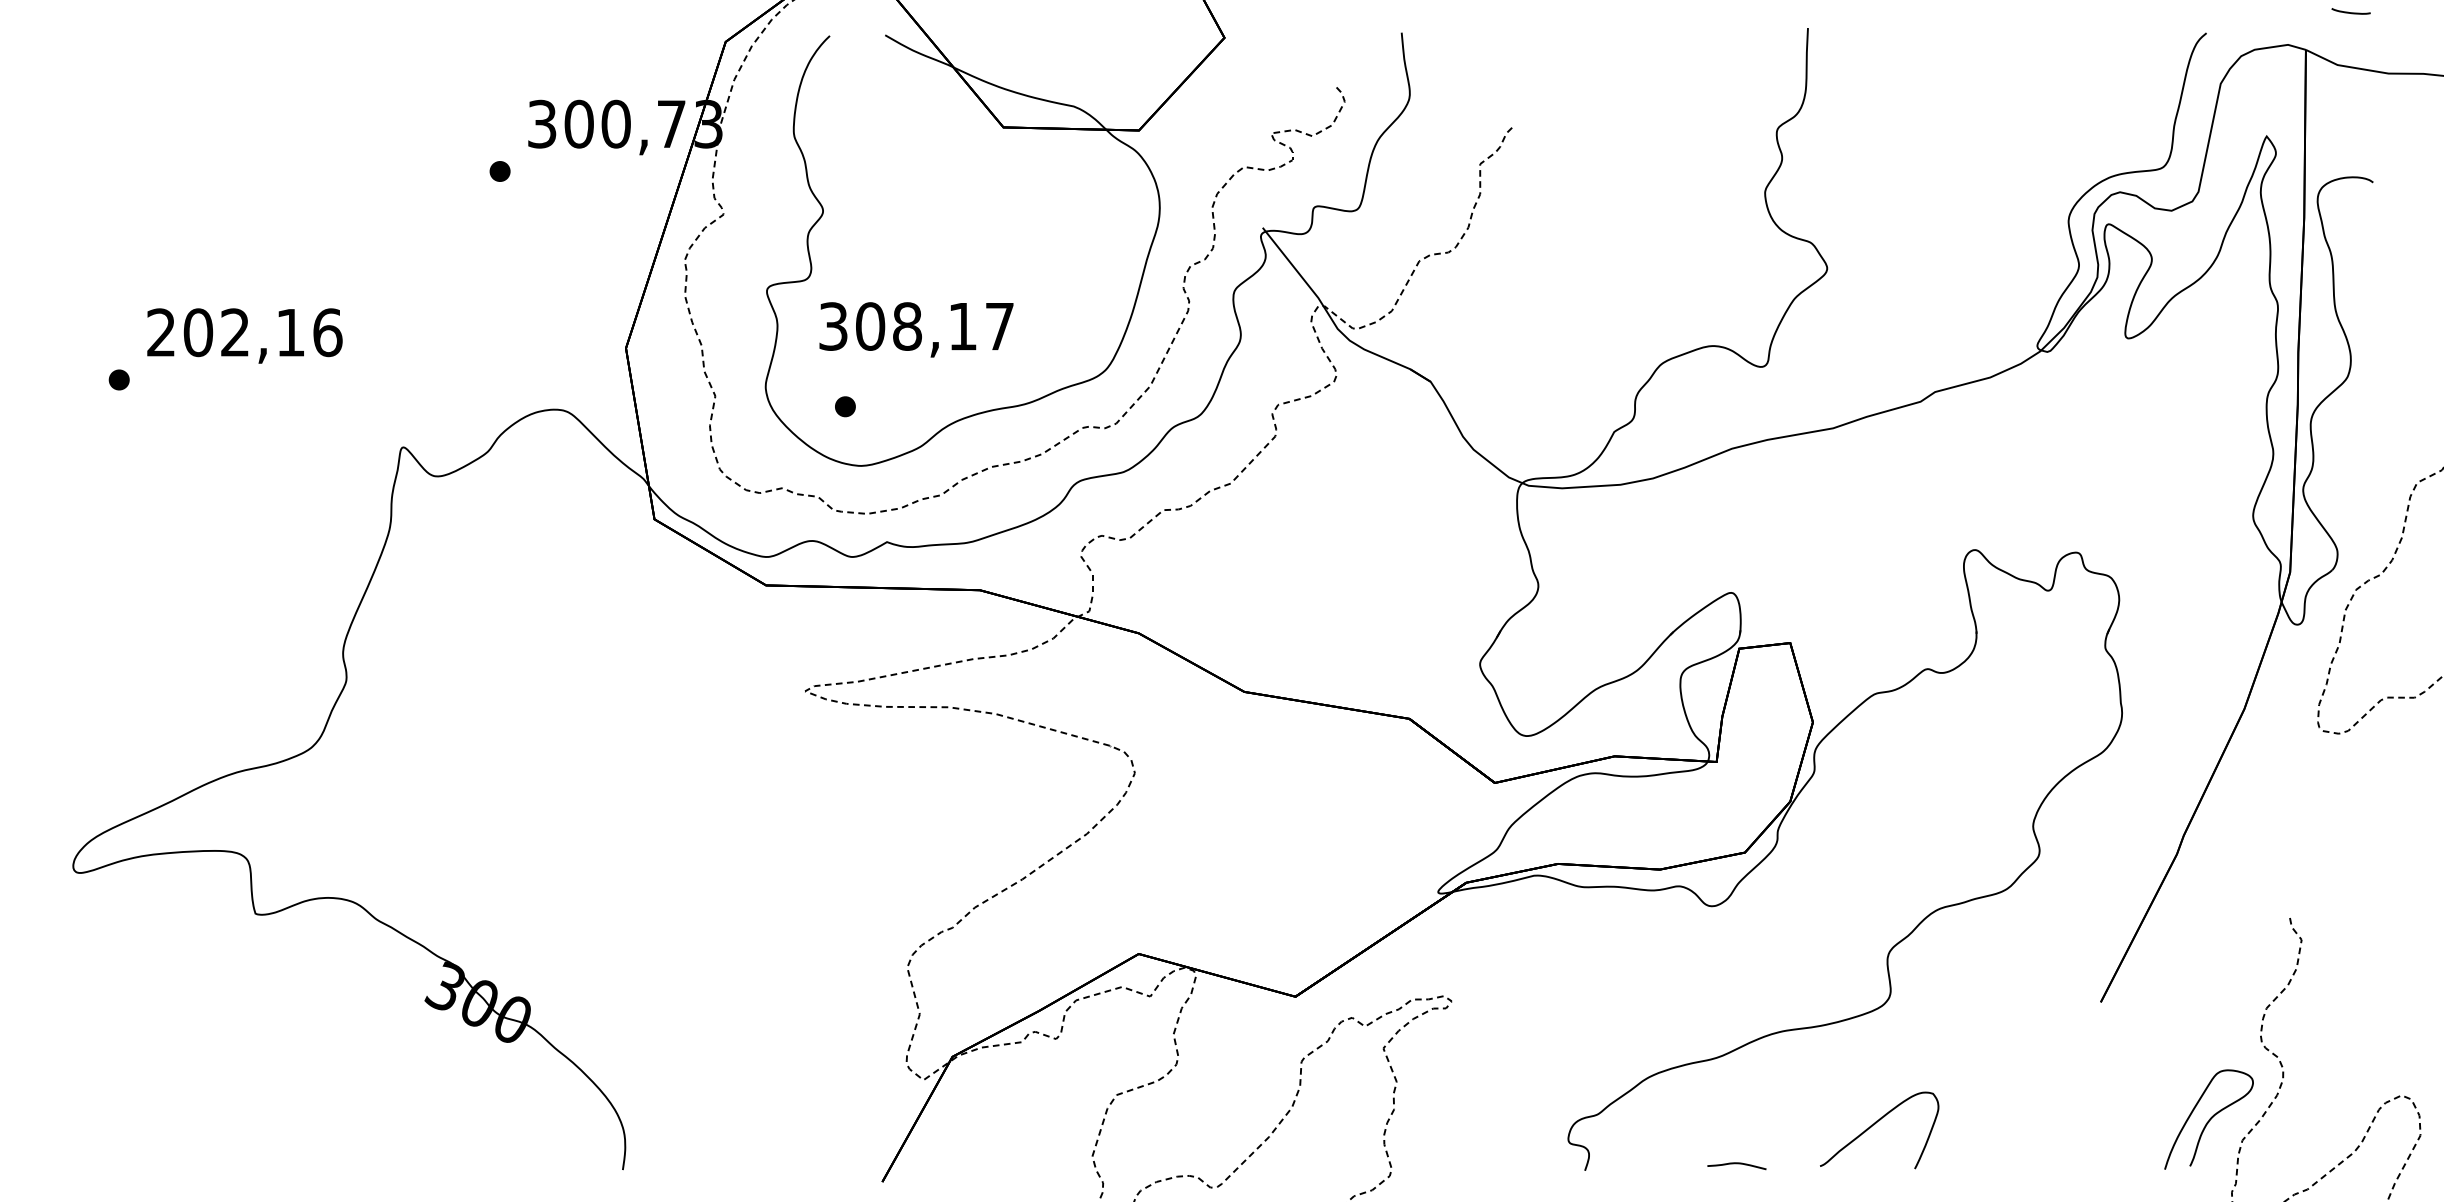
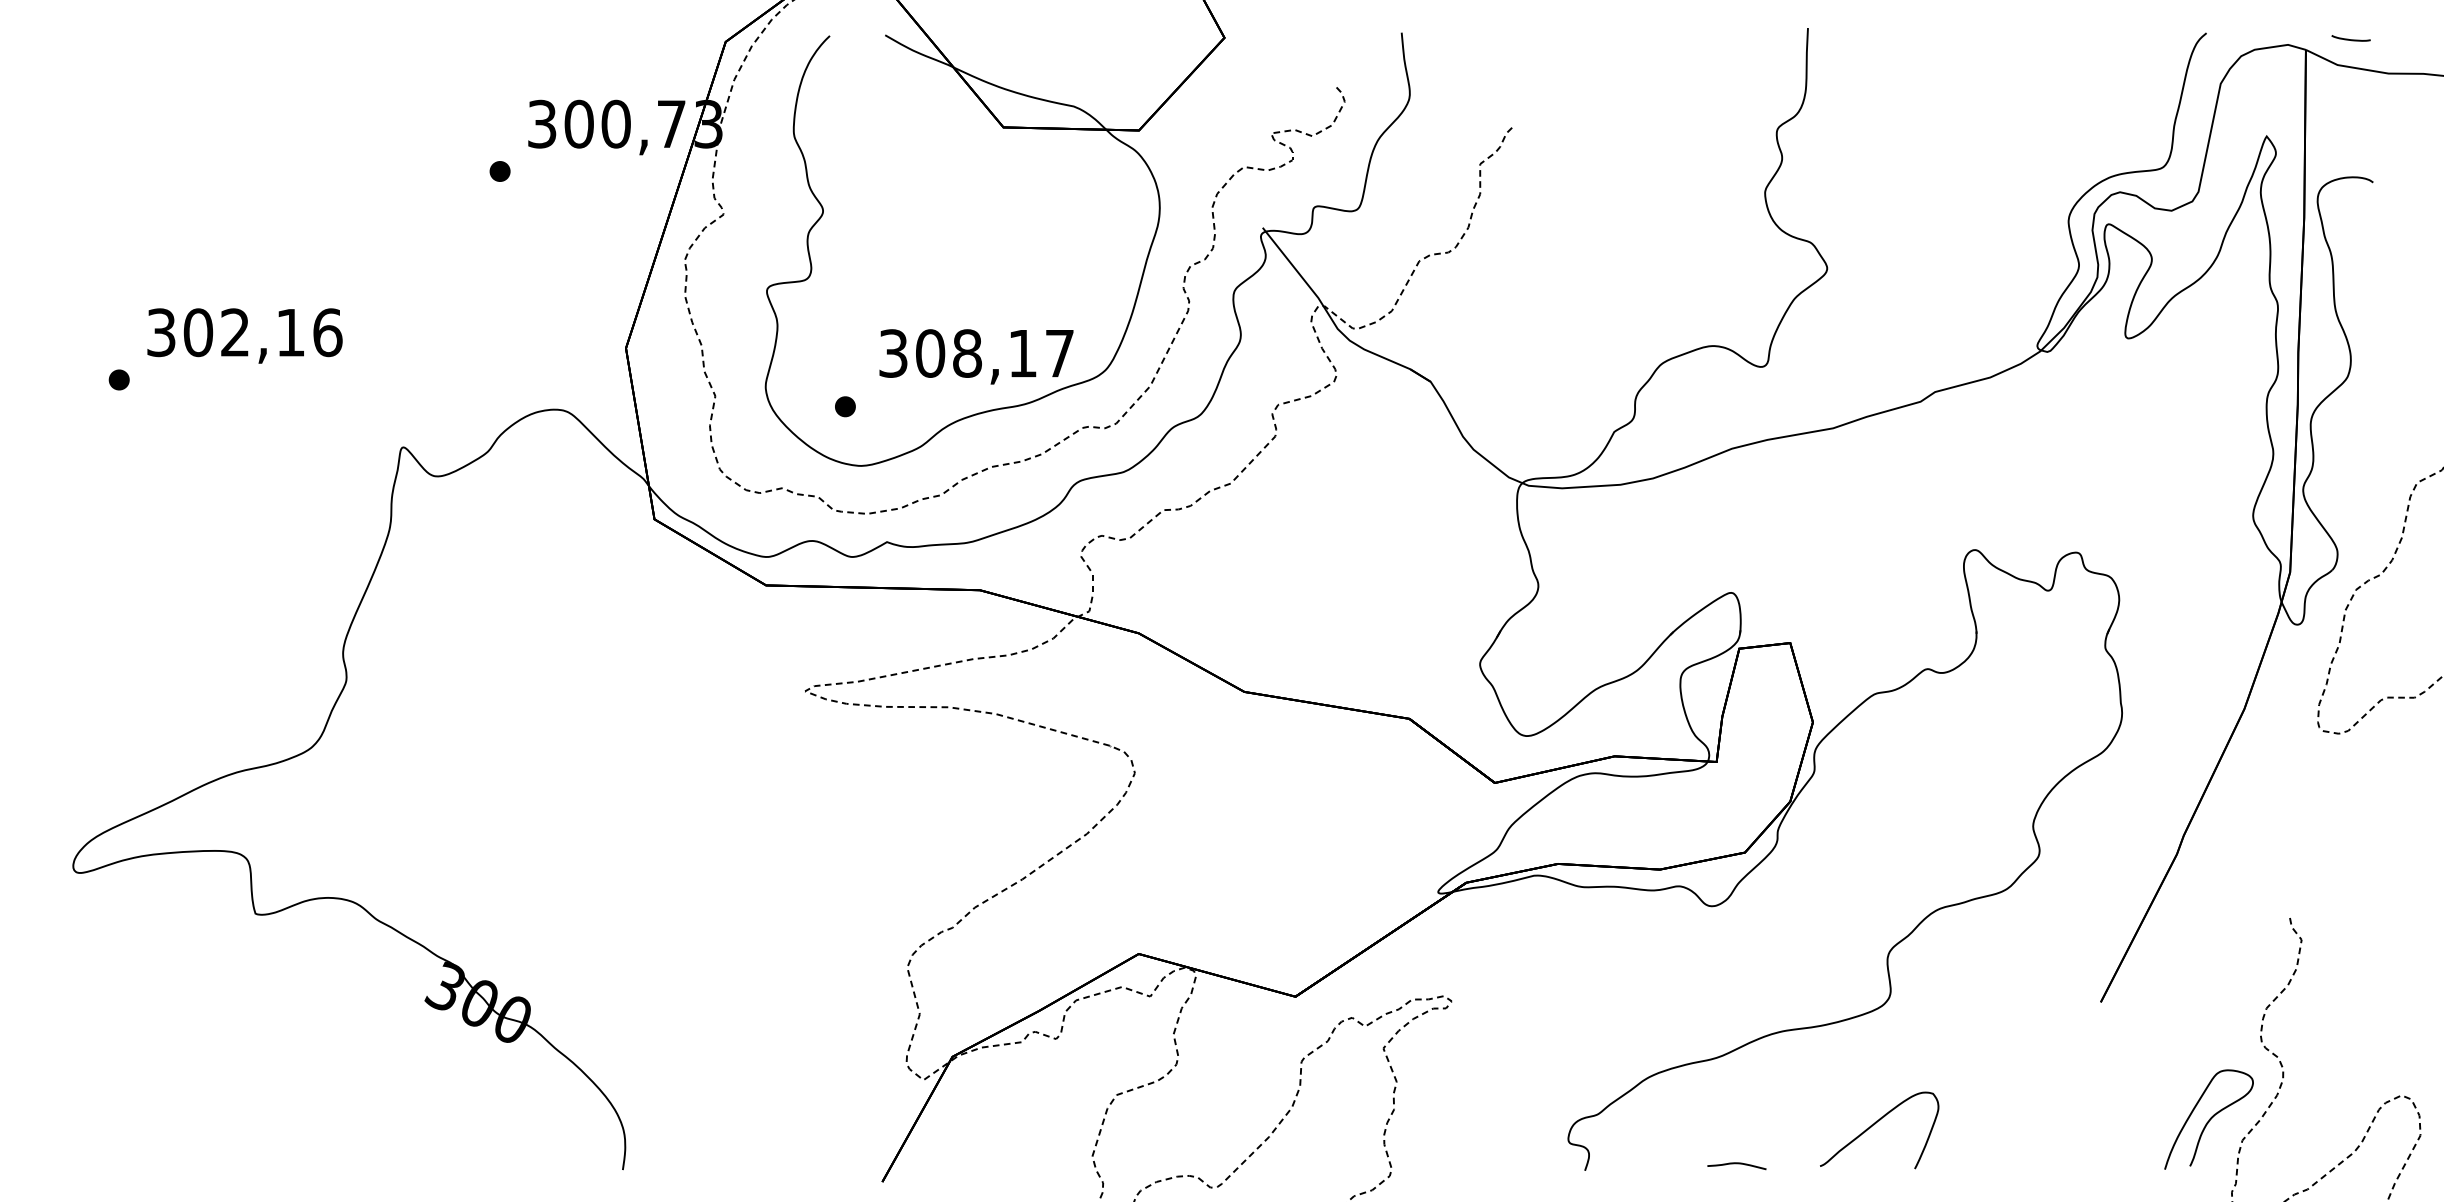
curve position: (2350, 12) -> (2350, 39) (2350, 39)
text position: (916, 329) -> (976, 356) (976, 356)
text: 202,16 -> 302,16 (161, 332)
